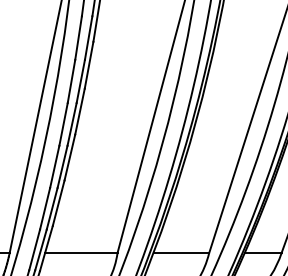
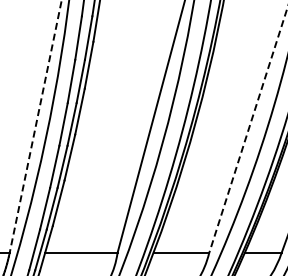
line: solid -> dashed (35, 126)
line: solid -> dashed (248, 130)
